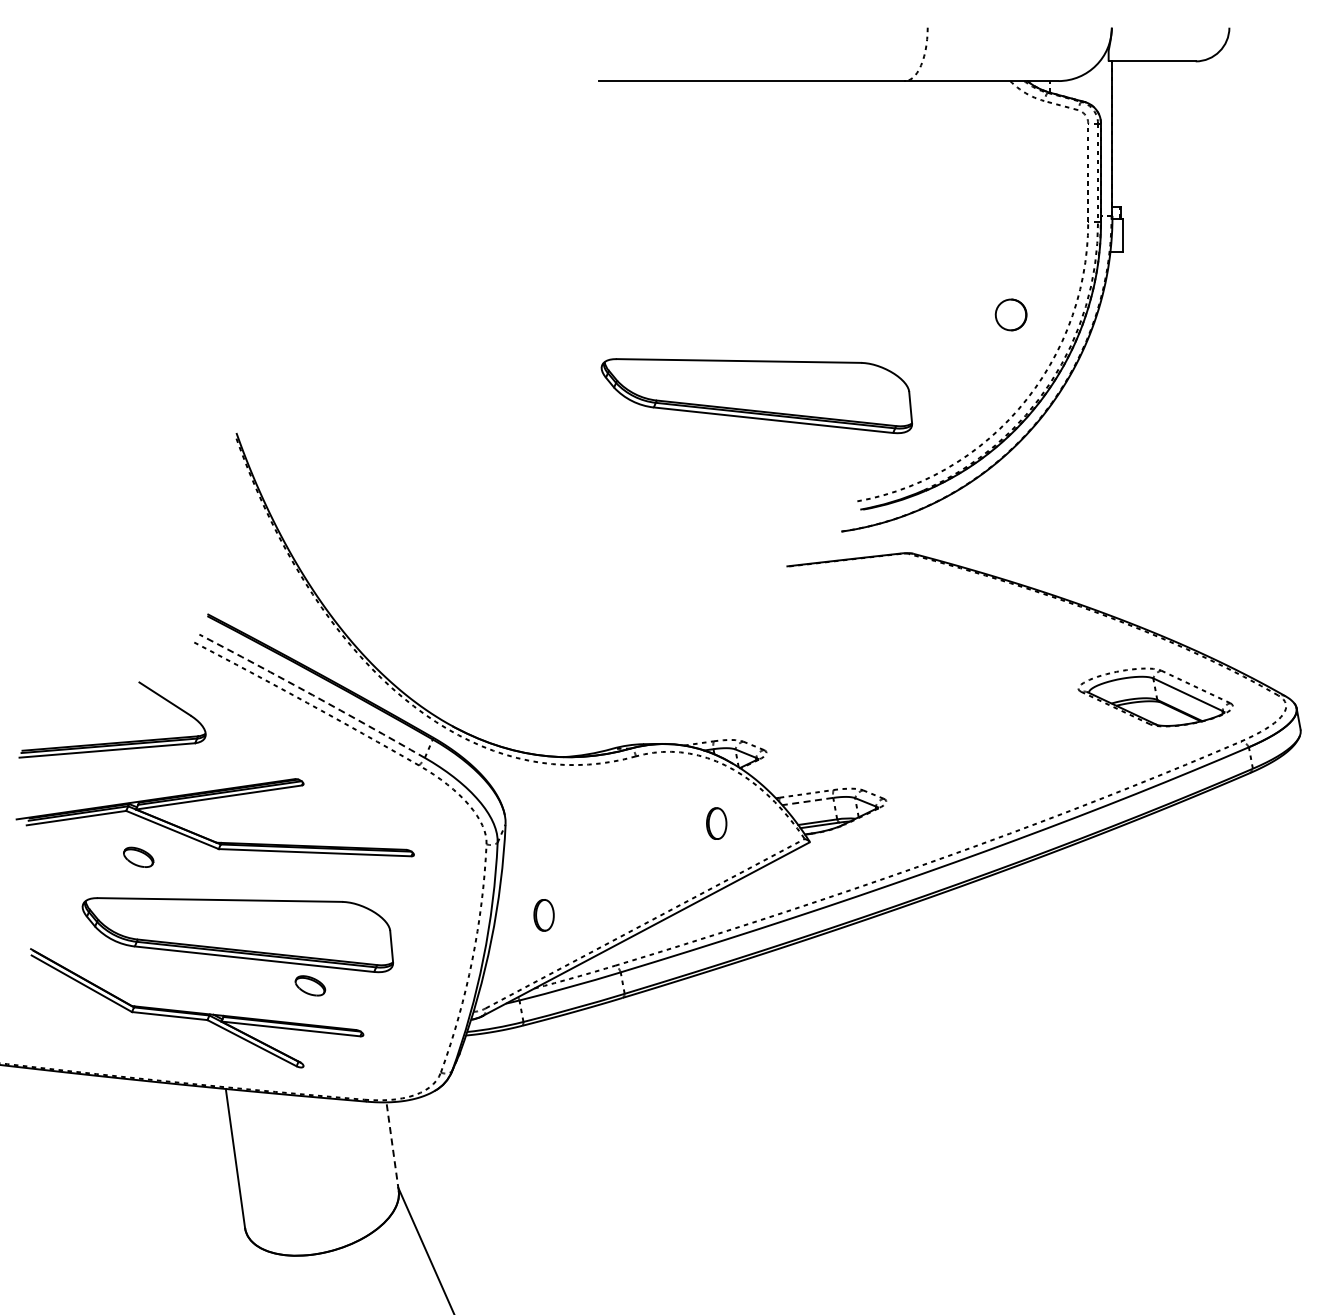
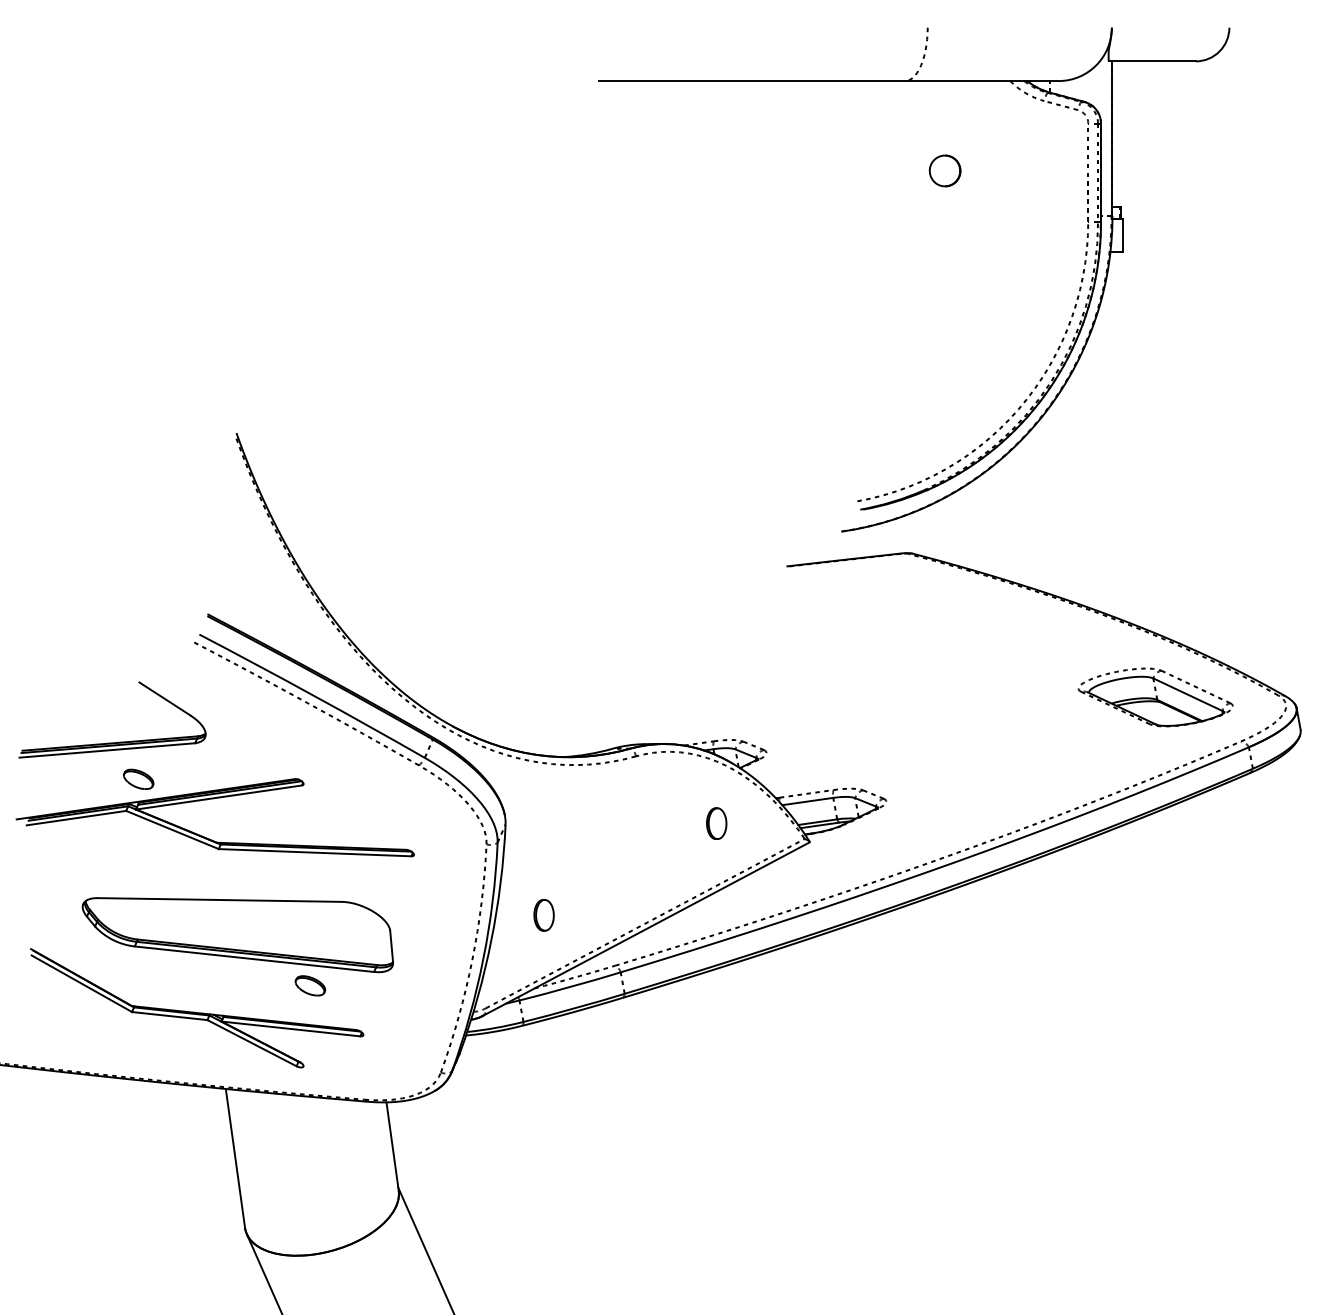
part position: (1010, 314) -> (944, 170) (944, 170)
part: present -> none (756, 396)
arc: dashed -> solid (312, 695)
line: dashed -> solid (807, 801)
part position: (138, 856) -> (138, 778) (138, 778)
line: dashed -> solid (392, 1146)
line: none -> present (263, 1272)
